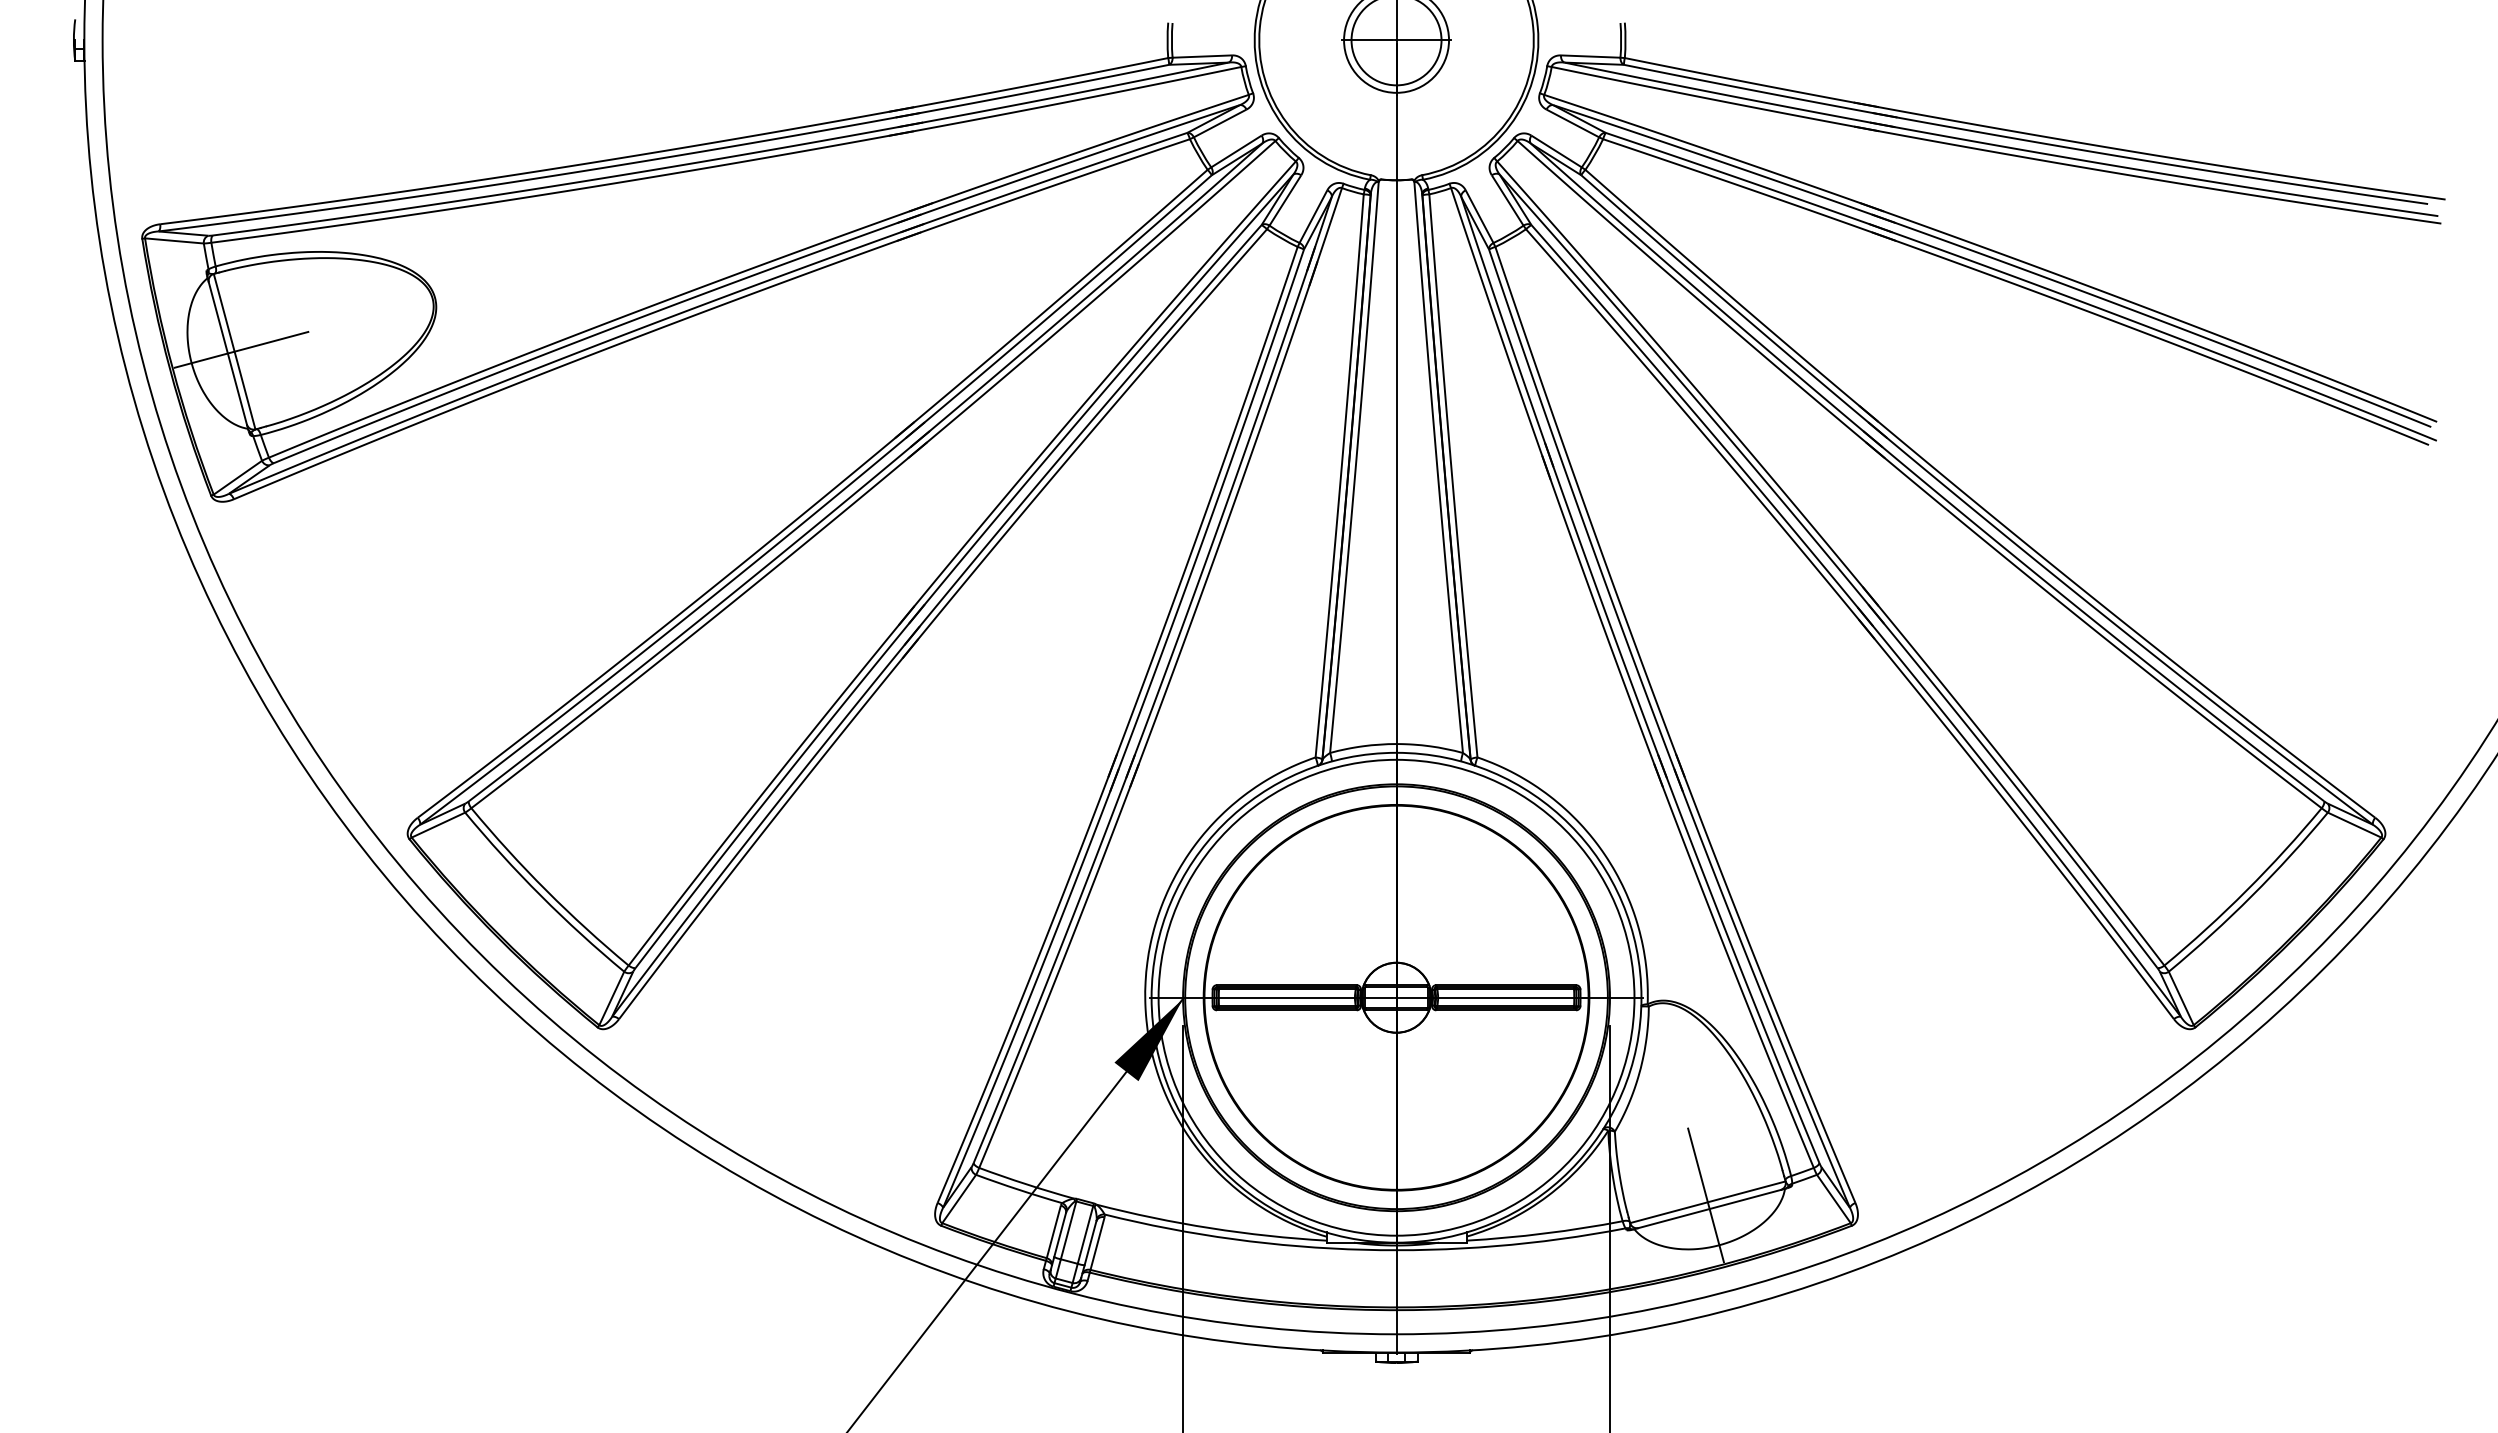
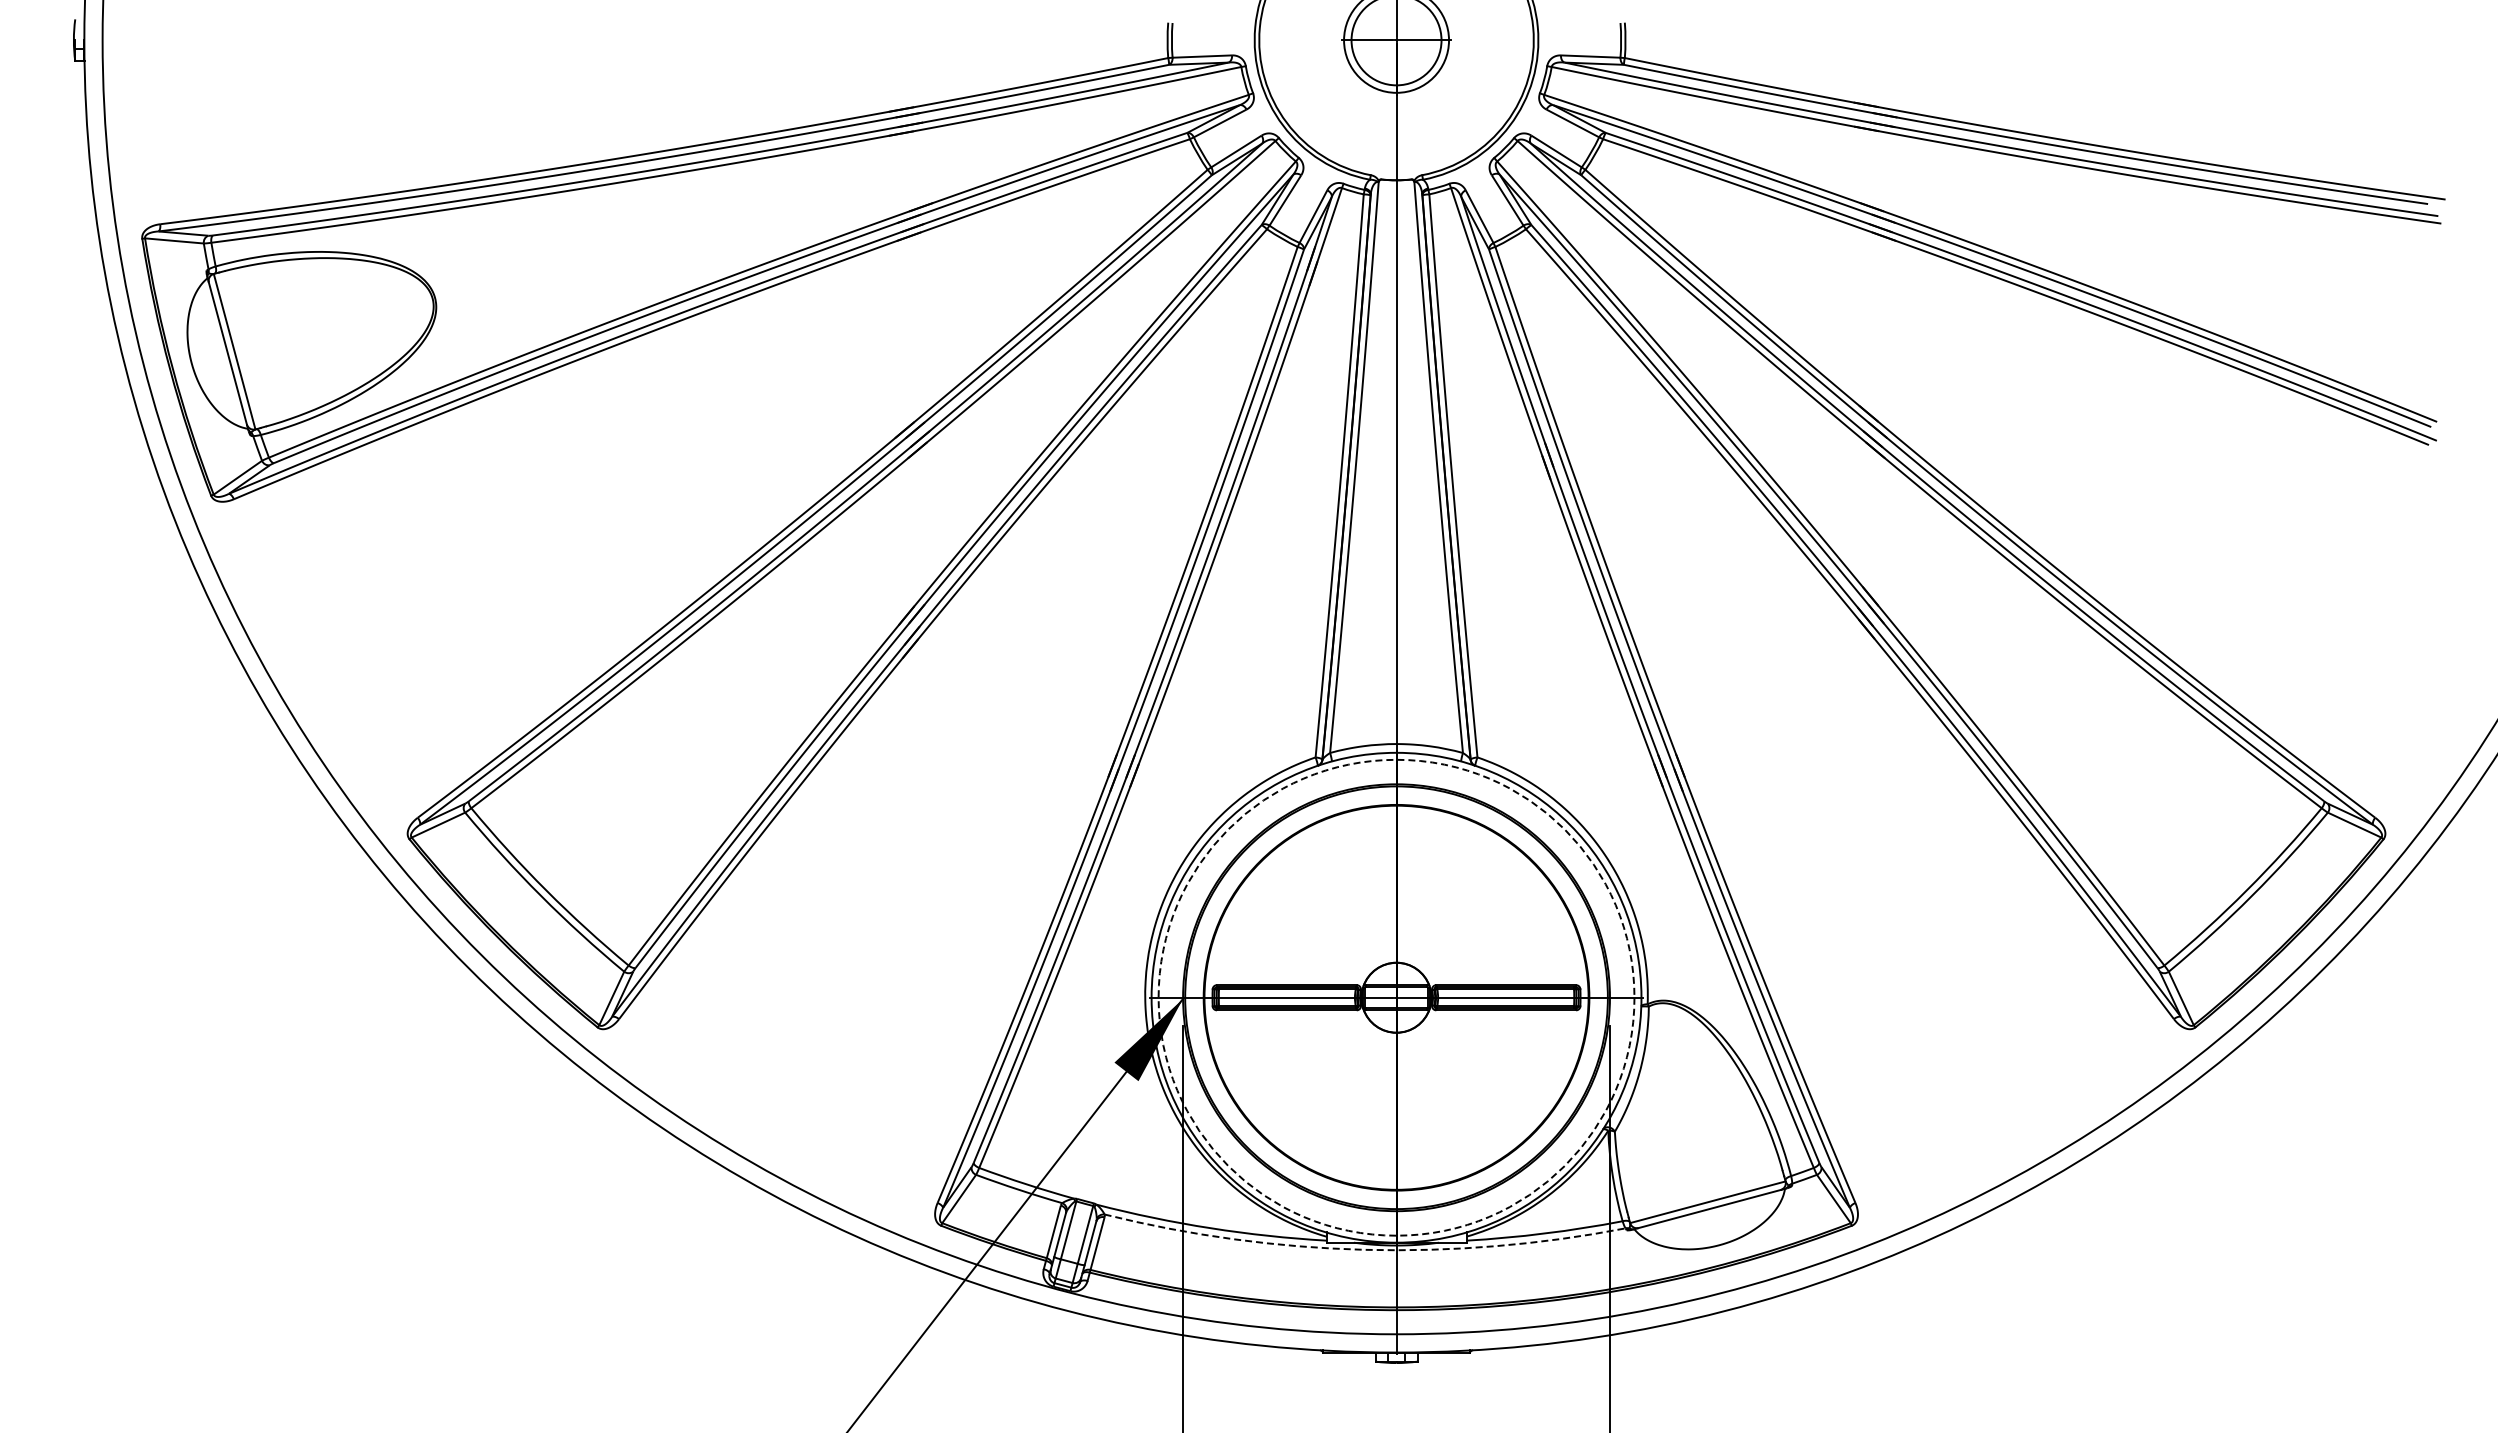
line: present -> none (241, 349)
circle: solid -> dashed (1396, 997)
line: present -> none (1705, 1195)
arc: solid -> dashed (1364, 1249)
